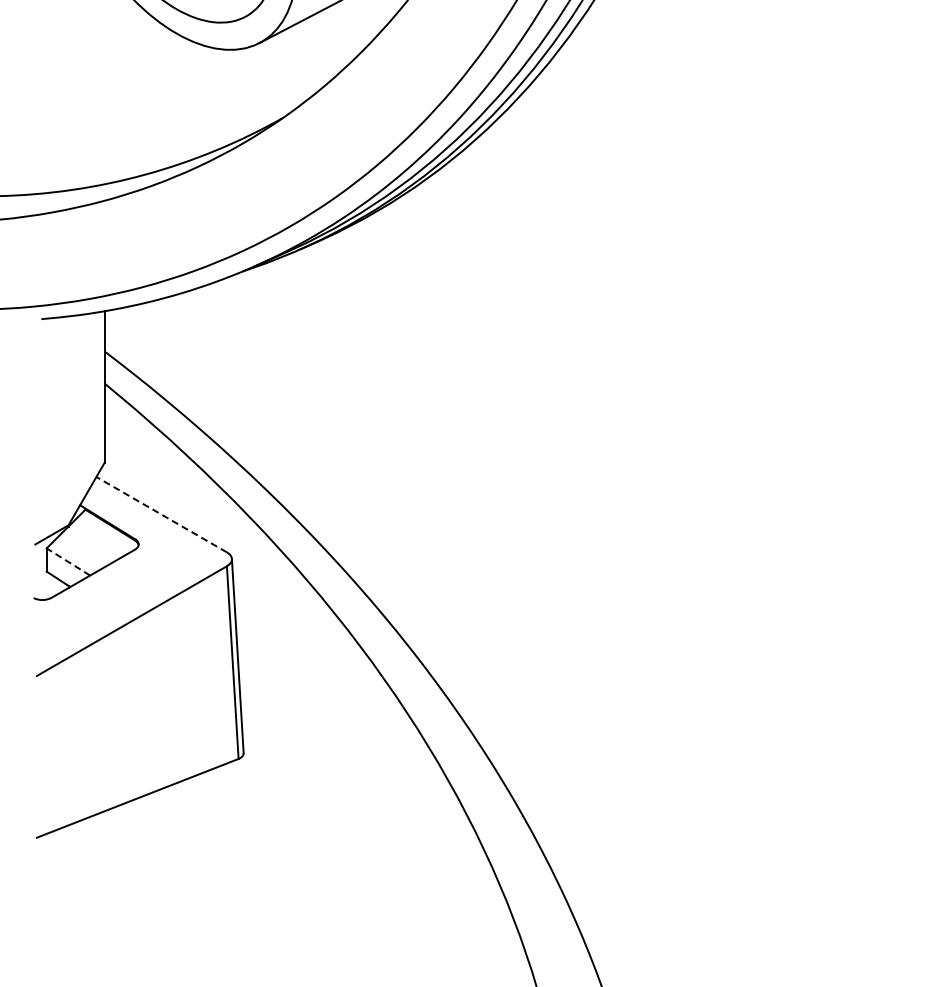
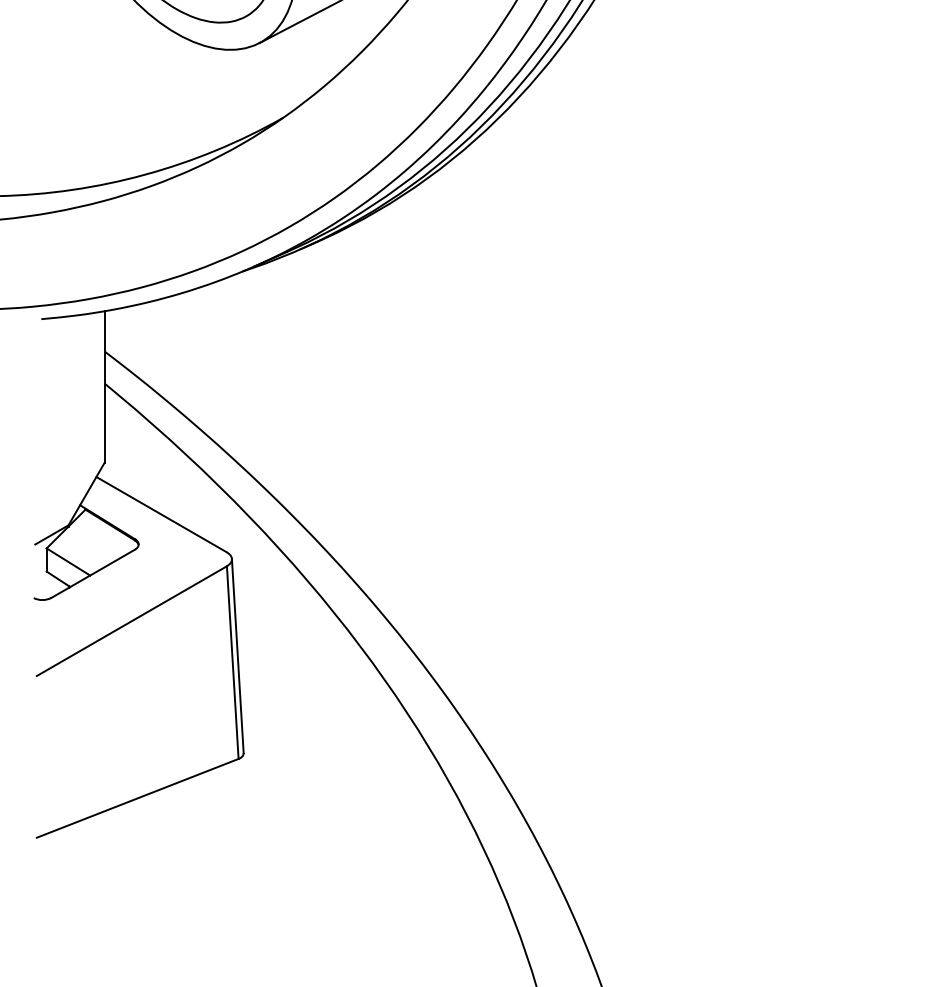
line: dashed -> solid (161, 514)
line: dashed -> solid (68, 561)
